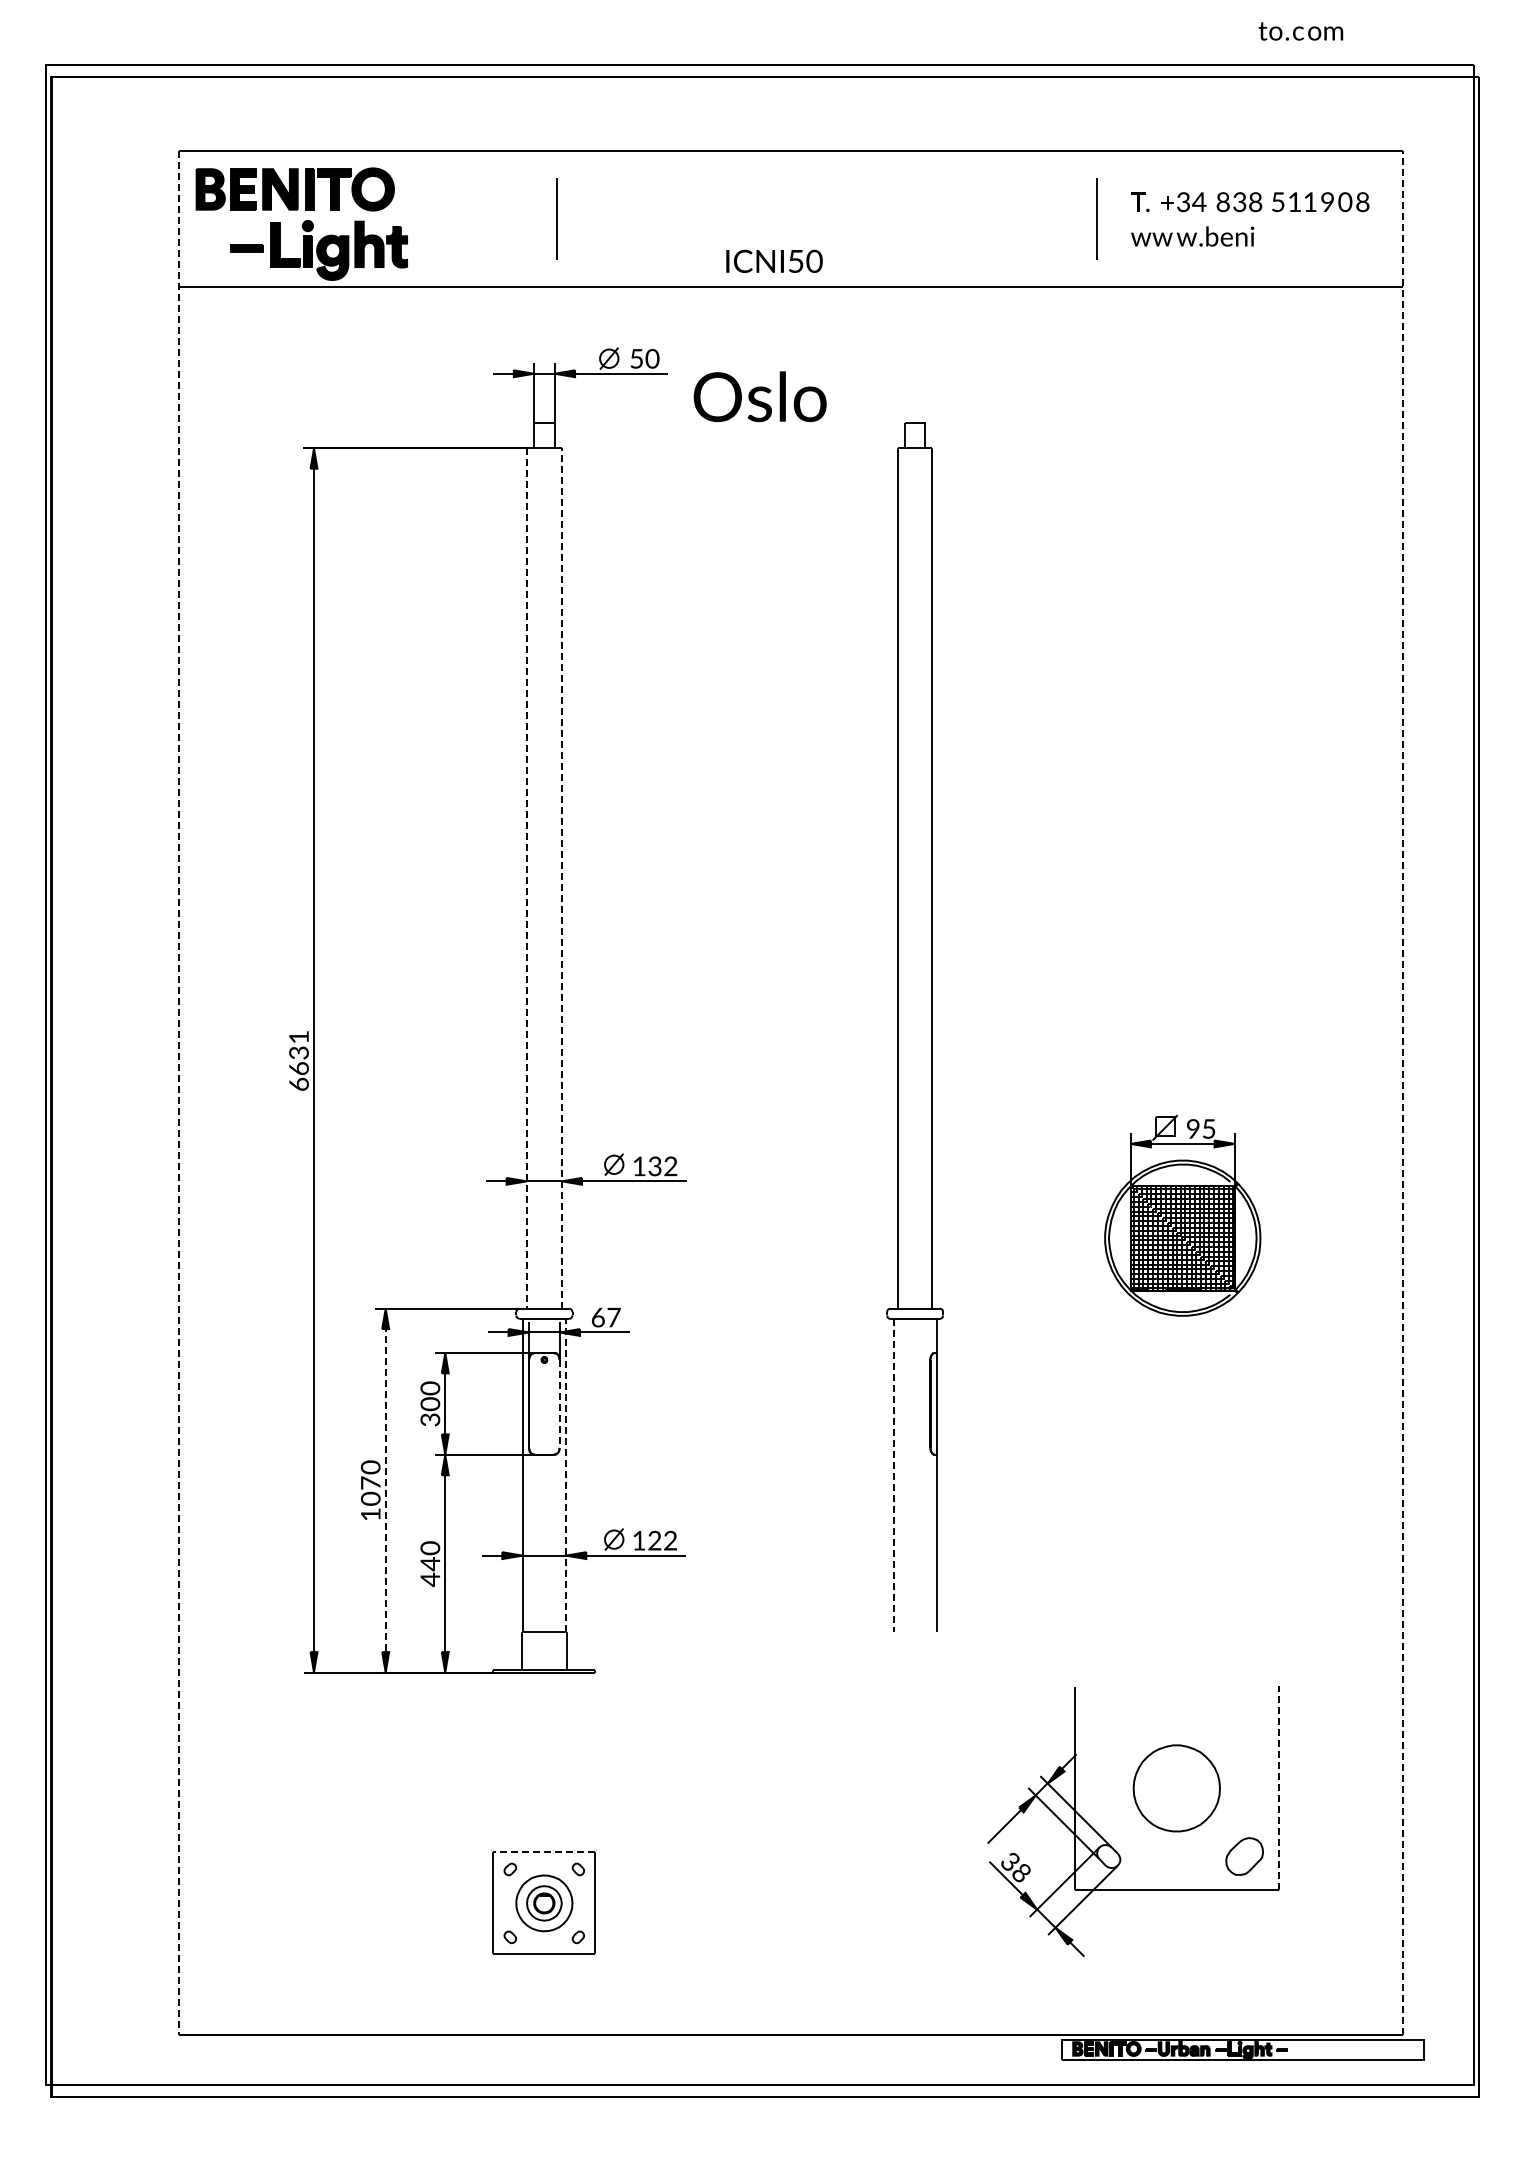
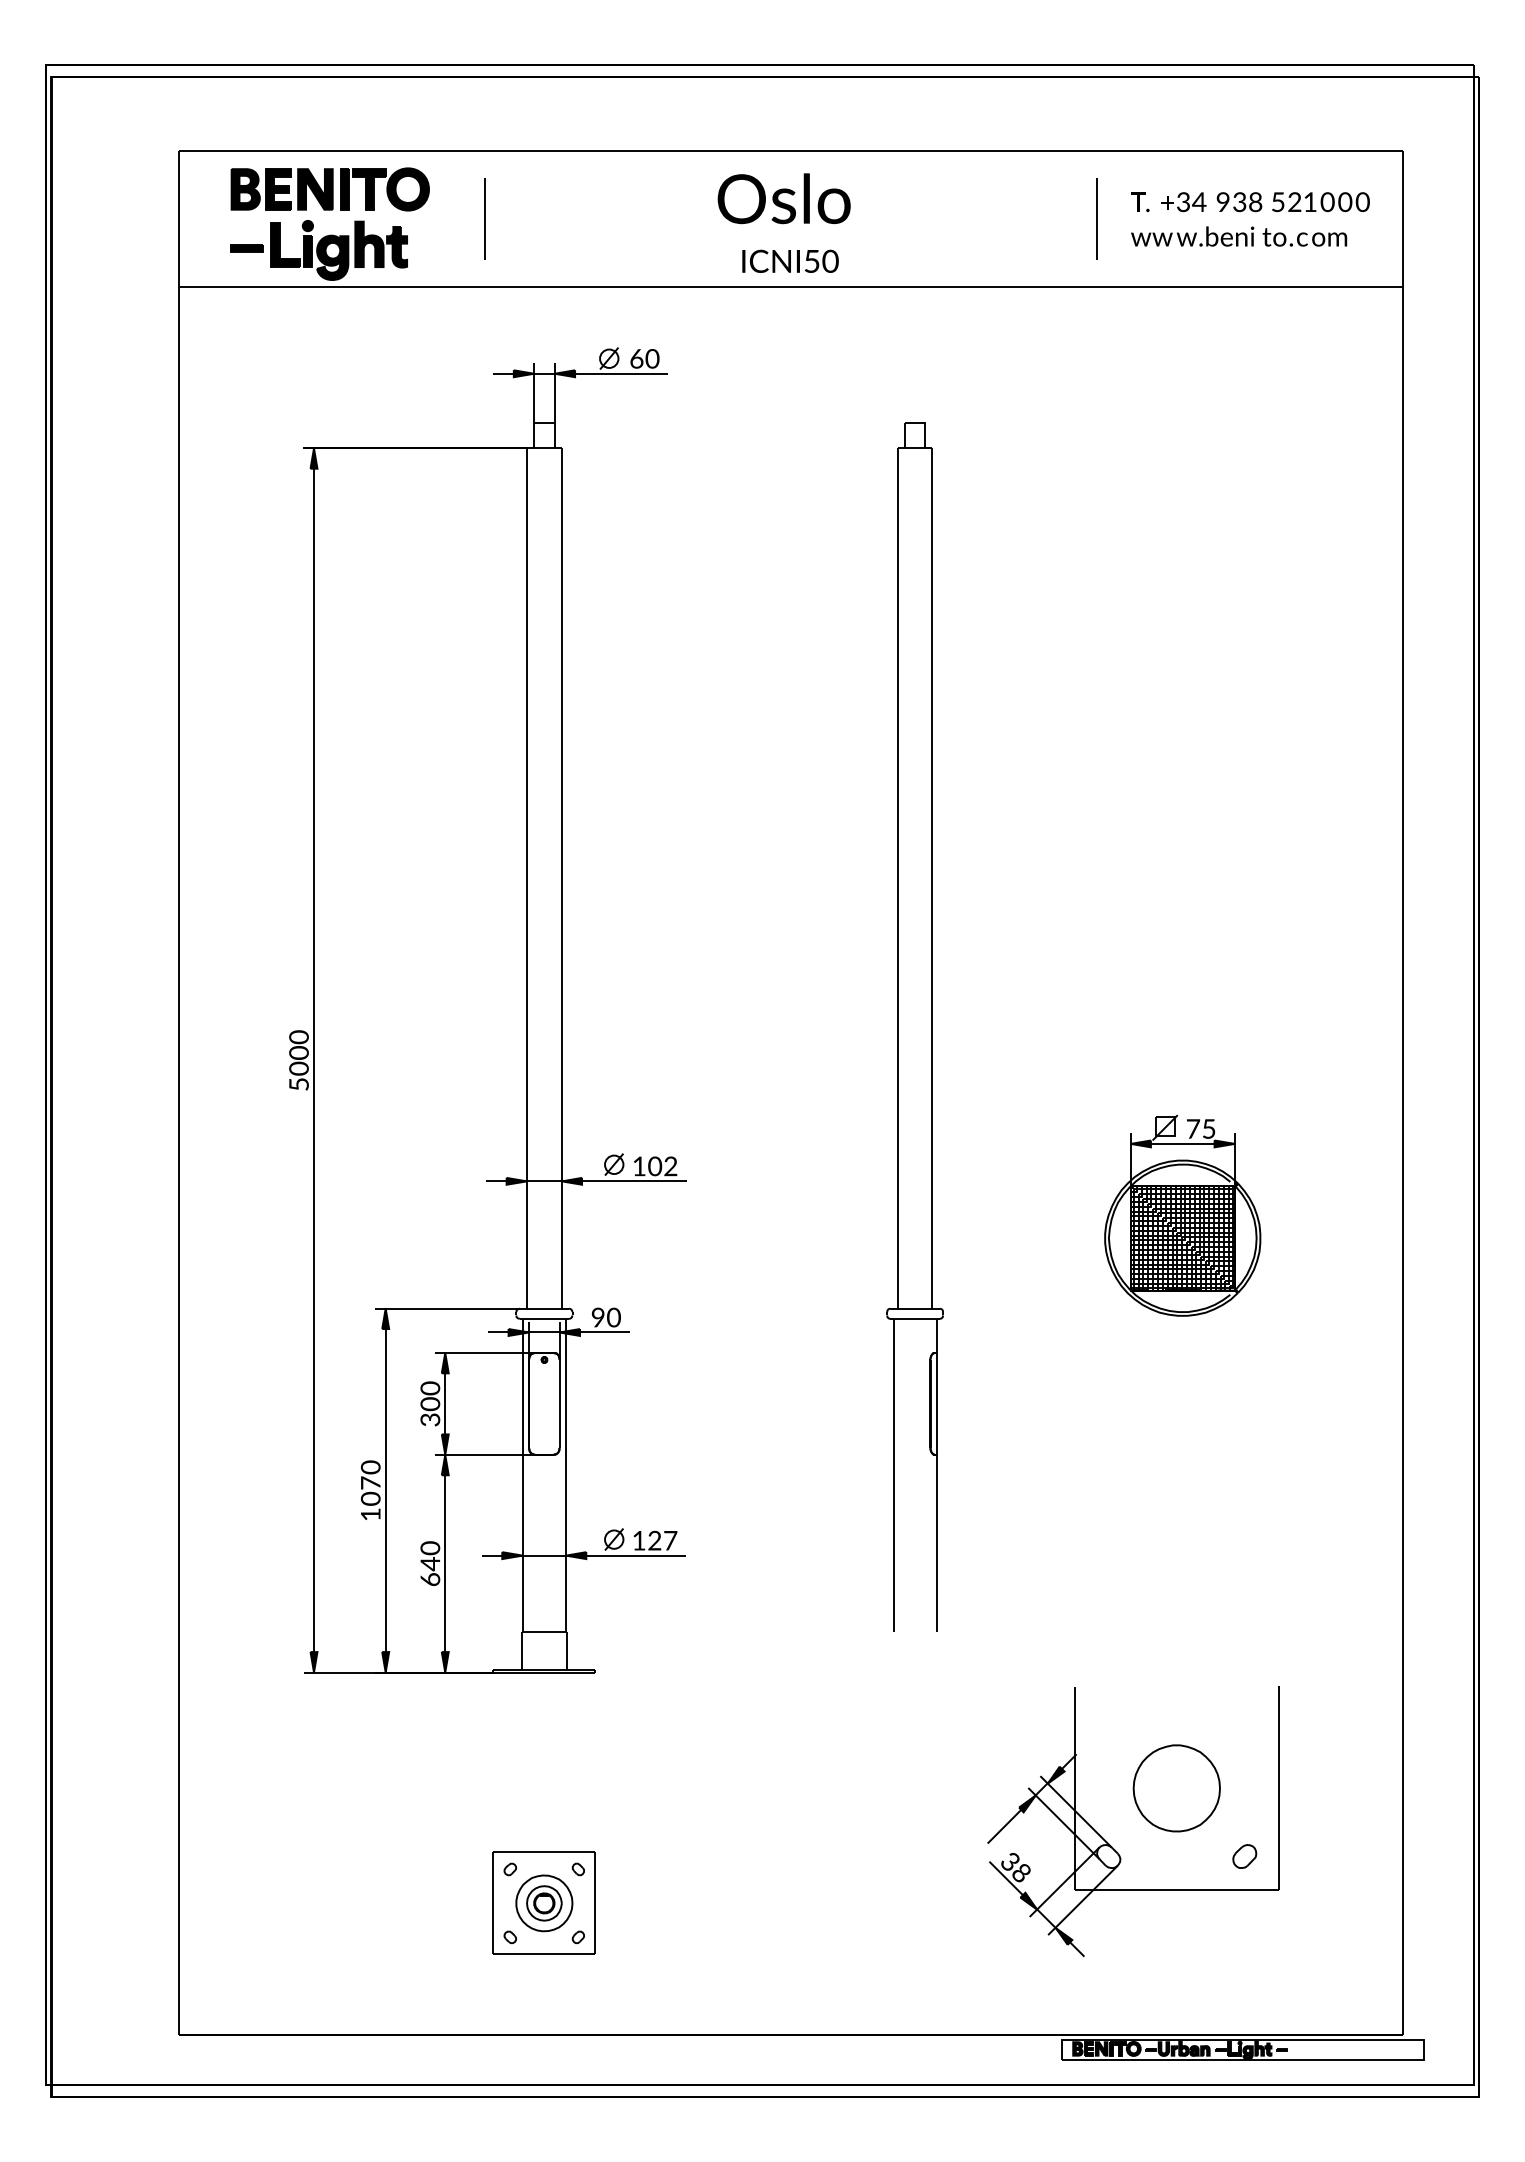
text position: (1300, 31) -> (1304, 237) (1304, 237)
part position: (294, 189) -> (329, 189) (329, 189)
text: 1 -> 2 (1294, 201)
text: 9 -> 0 (1327, 202)
text: 8 -> 0 (1362, 202)
text: 8 -> 9 (1222, 203)
line position: (556, 218) -> (484, 218) (484, 218)
text position: (774, 260) -> (790, 260) (790, 260)
text: 50 -> 60 (636, 358)
text position: (759, 396) -> (783, 198) (783, 198)
line: dashed -> solid (561, 877)
line: dashed -> solid (527, 878)
text: 6631 -> 5000 (298, 1060)
line: dashed -> solid (1403, 1092)
line: dashed -> solid (178, 1093)
text: 95 -> 75 (1193, 1128)
text: 132 -> 102 (655, 1166)
text: 67 -> 90 (605, 1317)
line: dashed -> solid (559, 1404)
line: dashed -> solid (565, 1475)
line: dashed -> solid (893, 1475)
line: dashed -> solid (385, 1489)
text: 122 -> 127 (670, 1540)
text: 440 -> 640 (430, 1579)
line: dashed -> solid (1278, 1787)
line: dashed -> solid (543, 1852)
part size: 39x39 px -> 26x25 px (1244, 1856)
